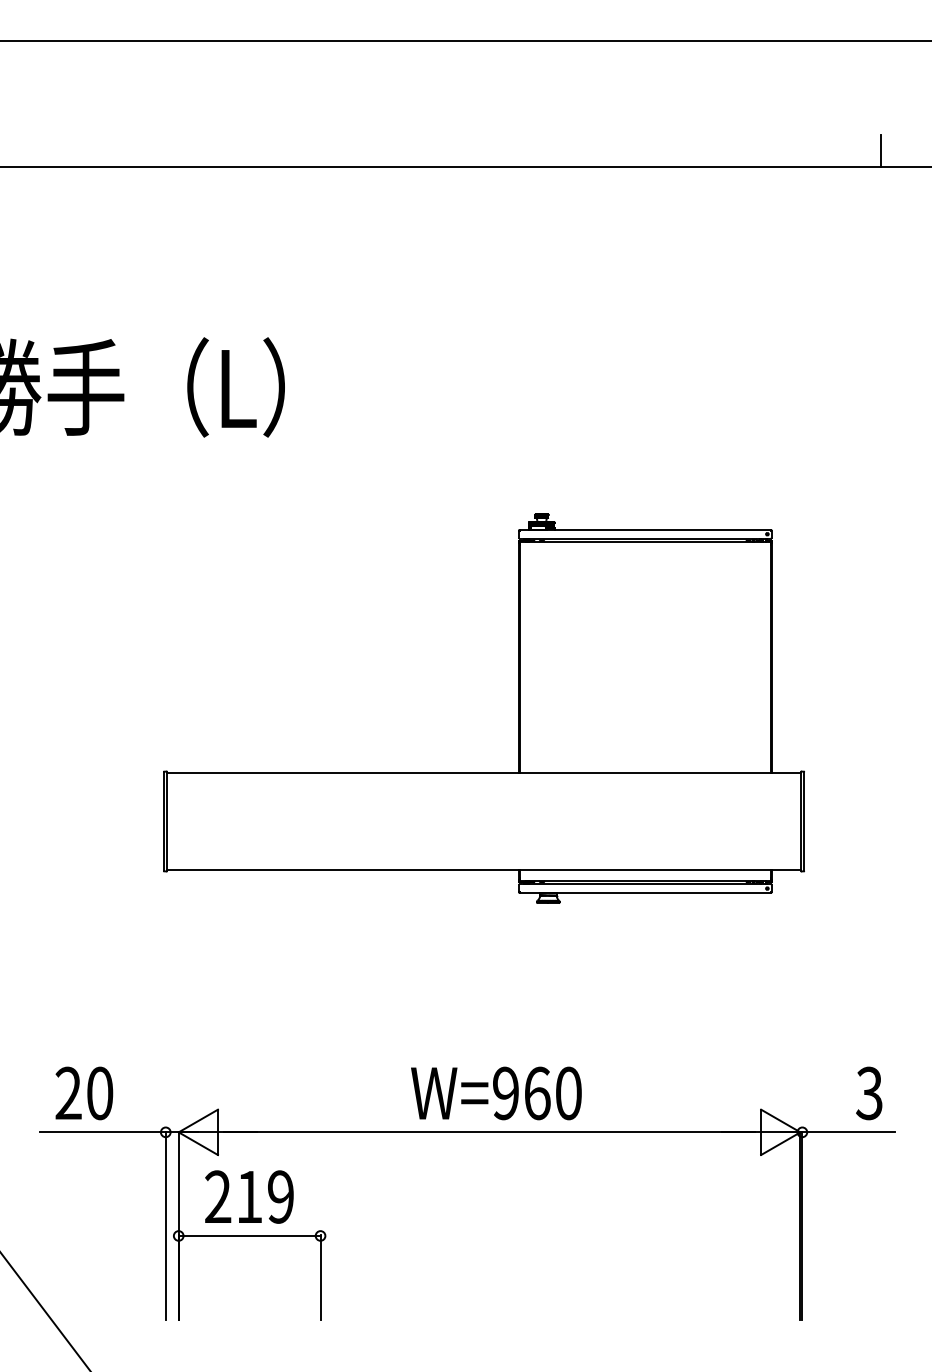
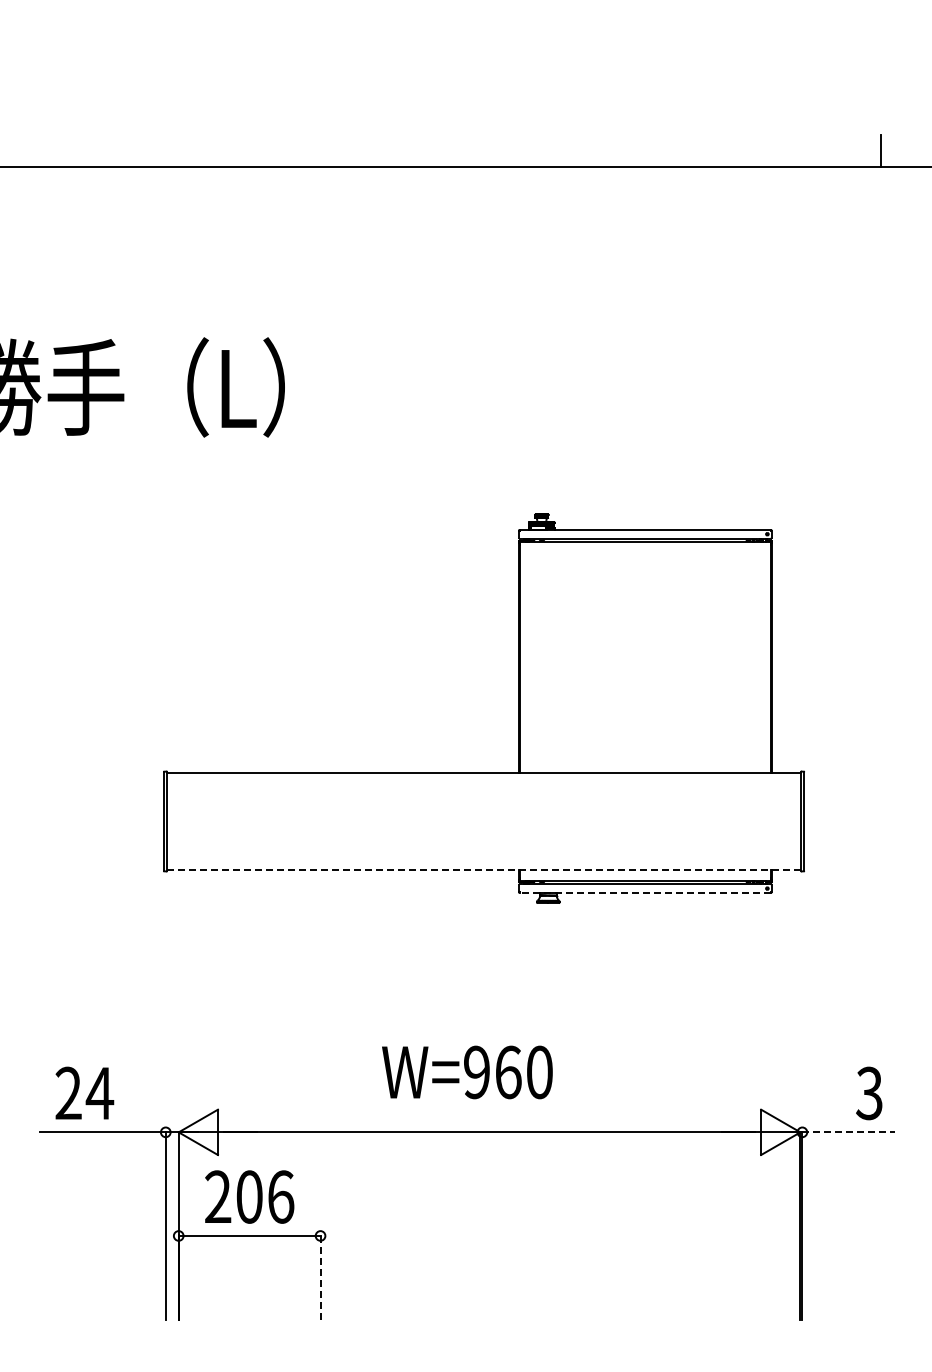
line: present -> none (465, 41)
line: solid -> dashed (484, 870)
line: solid -> dashed (645, 892)
text: 20 -> 24 (99, 1093)
text position: (496, 1093) -> (467, 1072) (467, 1072)
line: solid -> dashed (849, 1132)
text: 219 -> 206 (265, 1196)
line: solid -> dashed (320, 1276)
line: present -> none (45, 1311)
